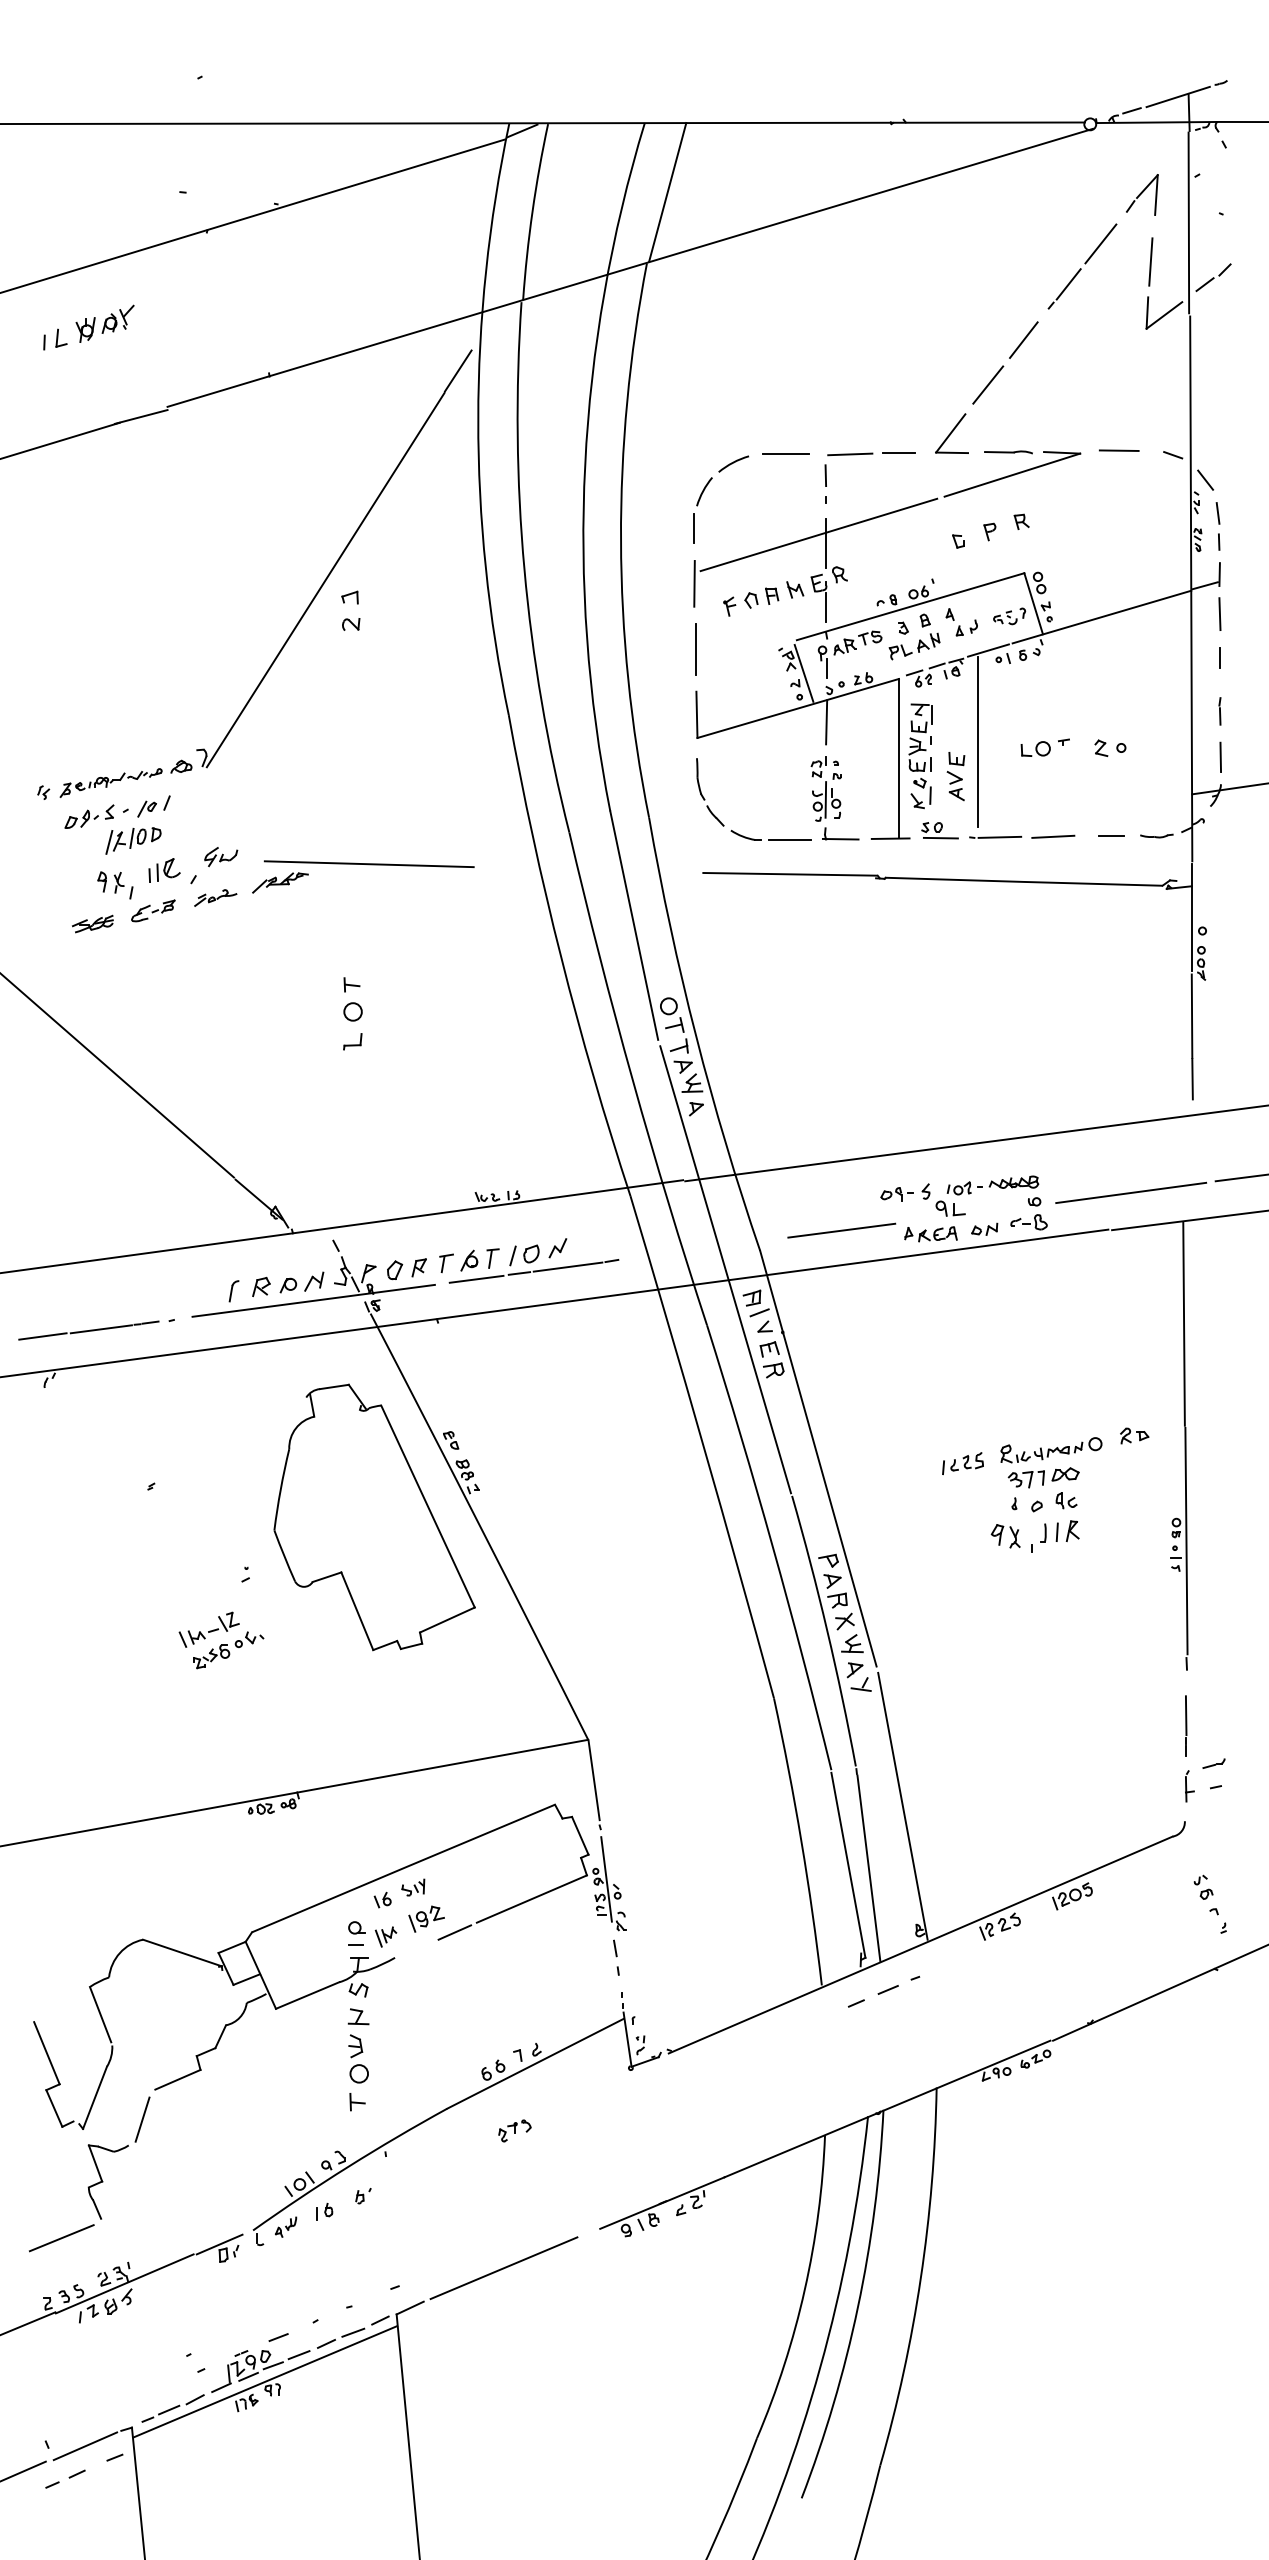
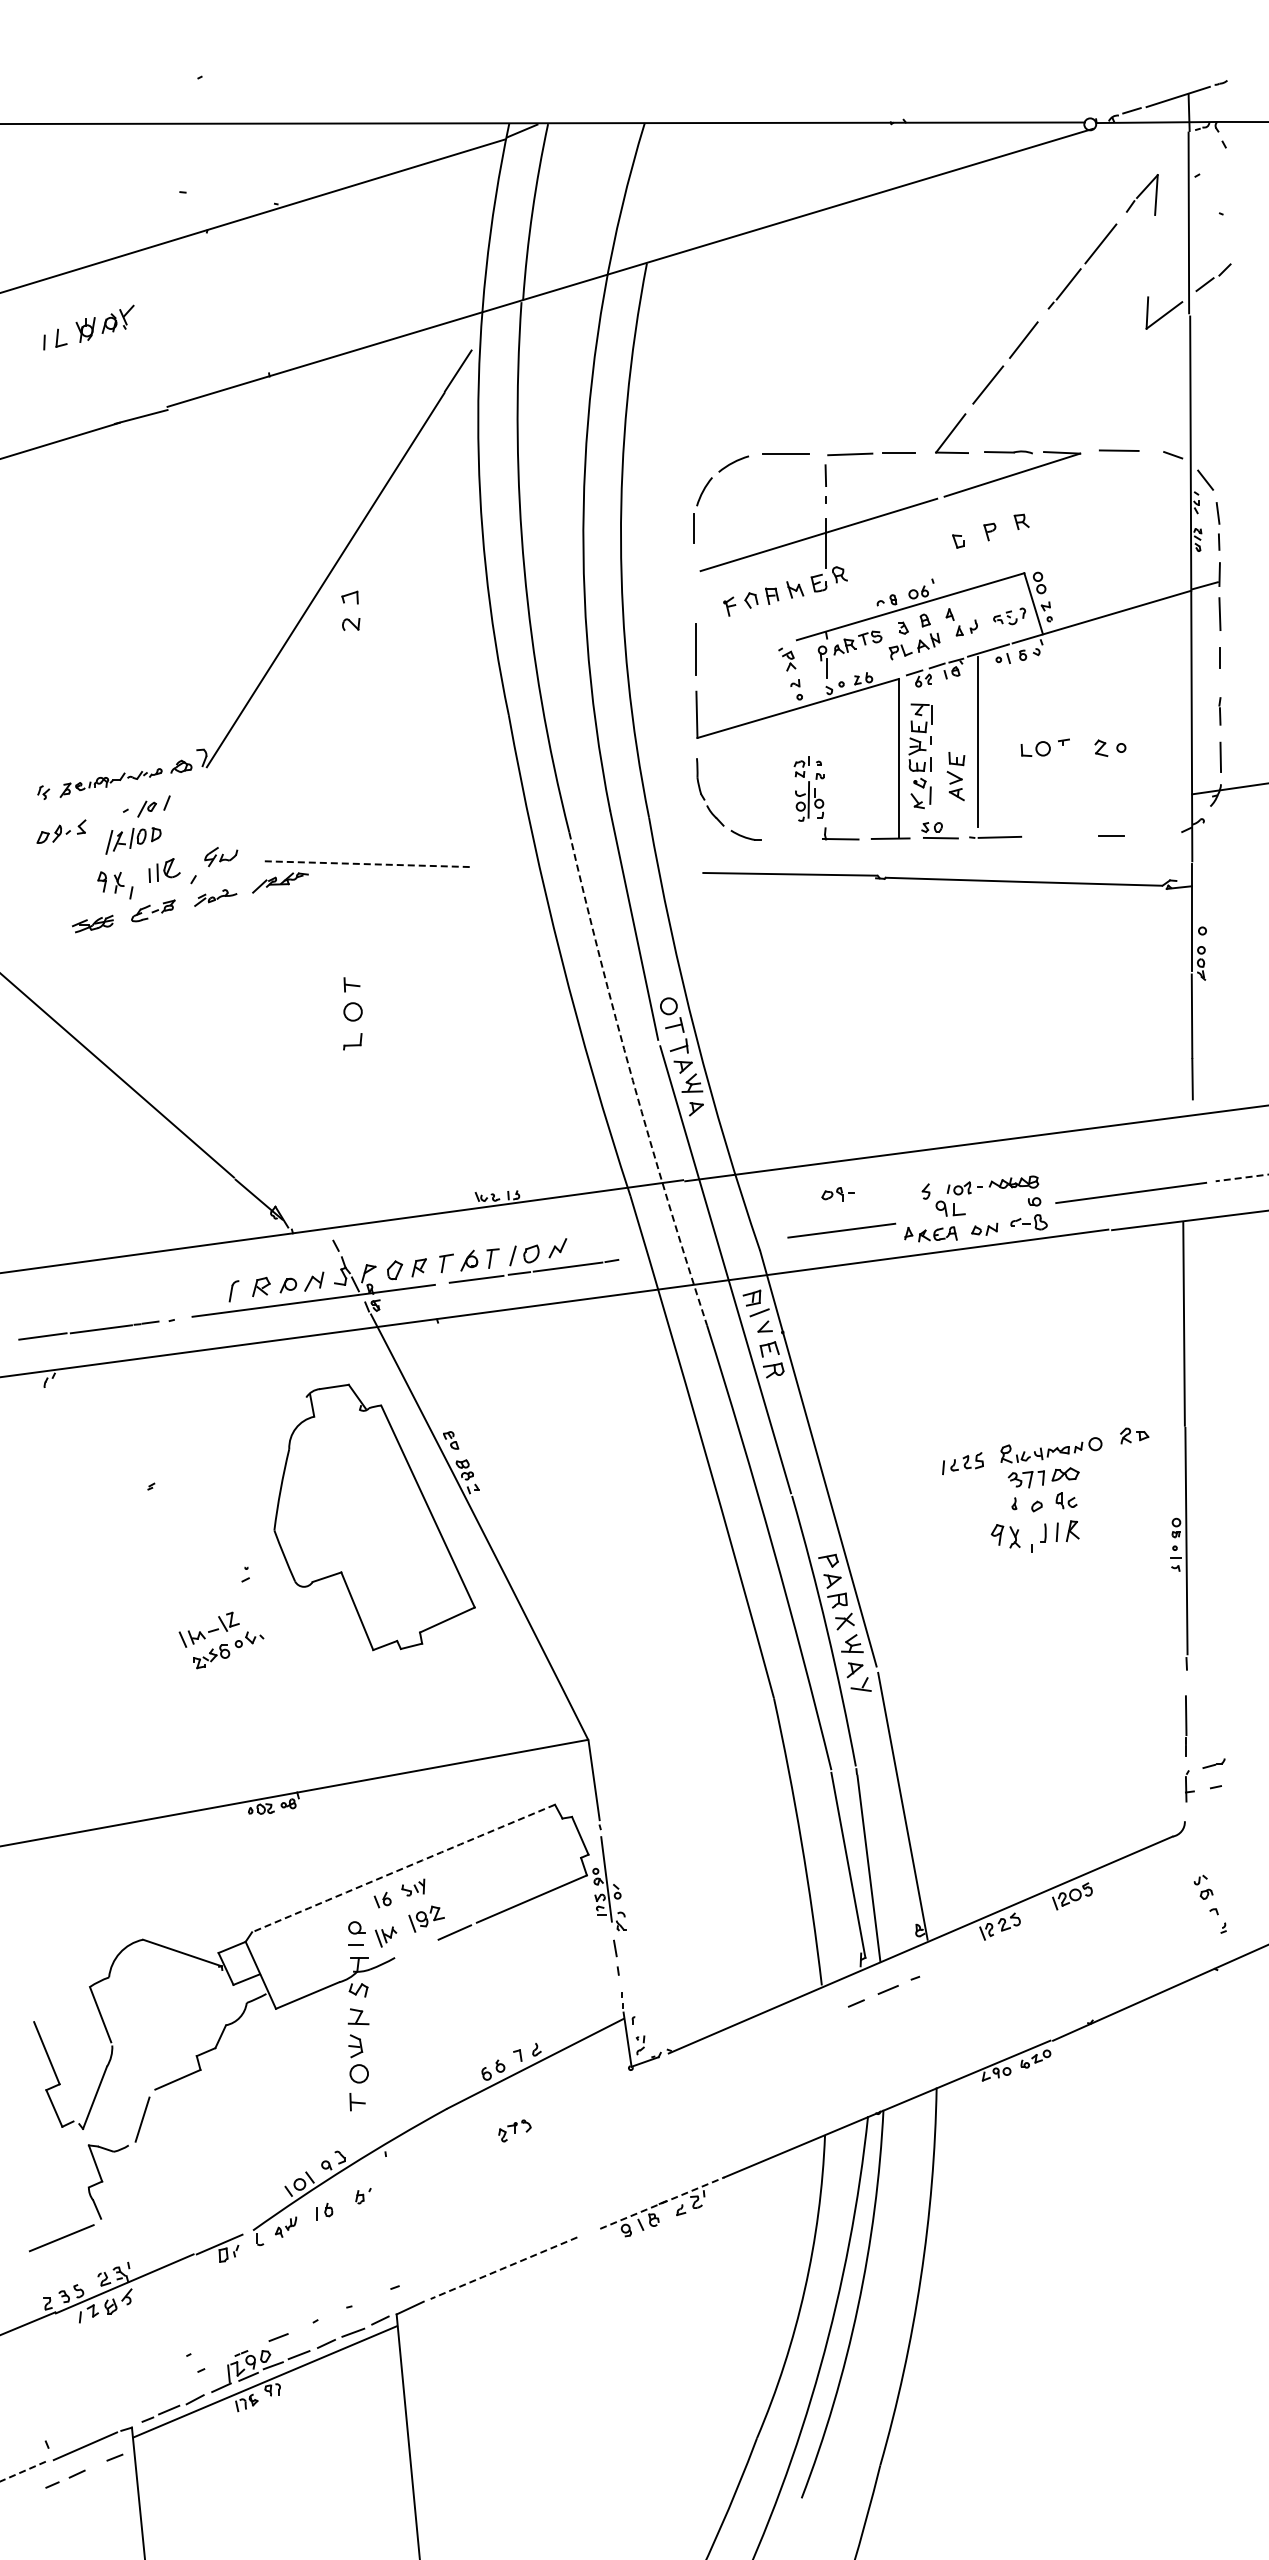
line: present -> none (667, 192)
line: present -> none (1150, 261)
line: present -> none (694, 583)
line: present -> none (826, 607)
line: present -> none (803, 672)
line: present -> none (826, 722)
part position: (825, 788) -> (808, 788) (808, 788)
part position: (89, 816) -> (61, 831) (61, 831)
part: present -> none (1156, 835)
line: present -> none (1053, 836)
line: present -> none (789, 840)
line: solid -> dashed (369, 864)
arc: solid -> dashed (632, 1080)
line: solid -> dashed (1242, 1177)
part position: (896, 1194) -> (837, 1194) (837, 1194)
arc: solid -> dashed (403, 1868)
line: solid -> dashed (662, 2202)
line: solid -> dashed (504, 2268)
line: solid -> dashed (23, 2471)
